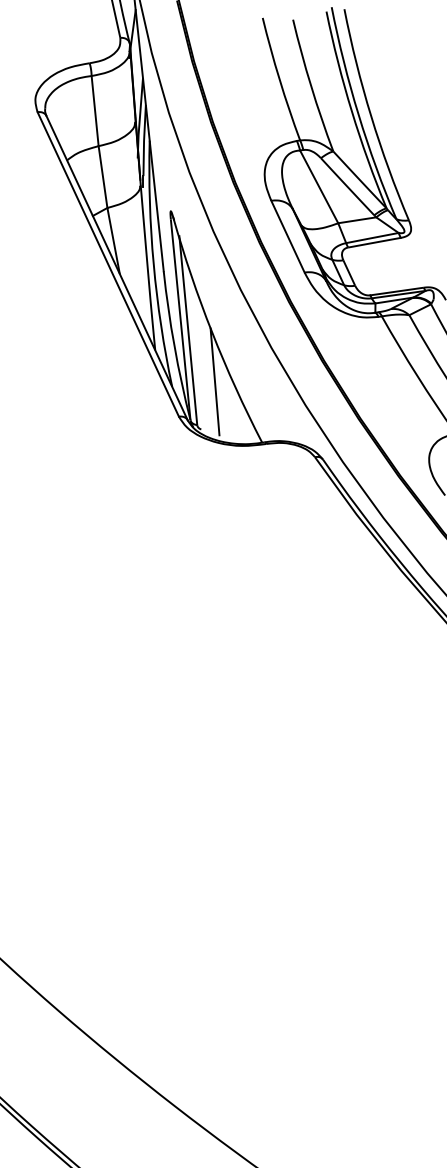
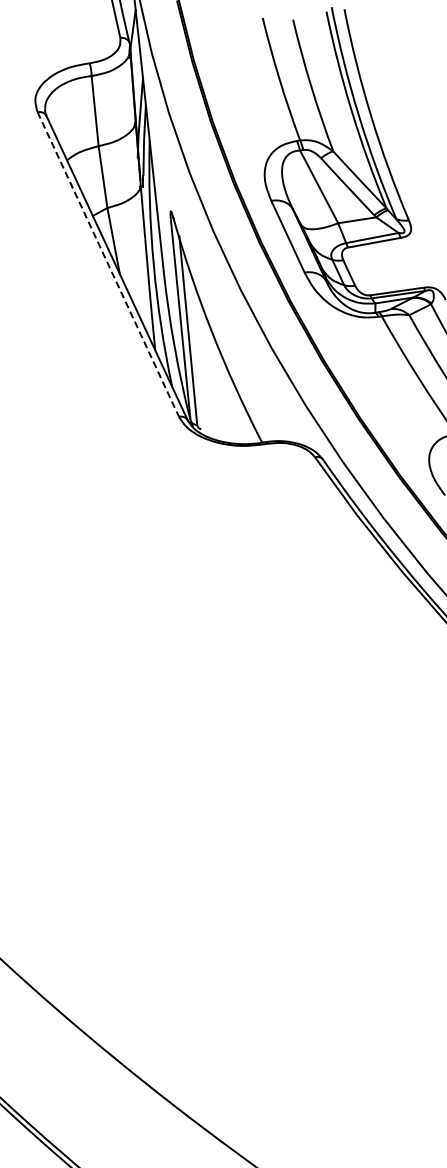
line: solid -> dashed (108, 264)
line: present -> none (214, 381)
